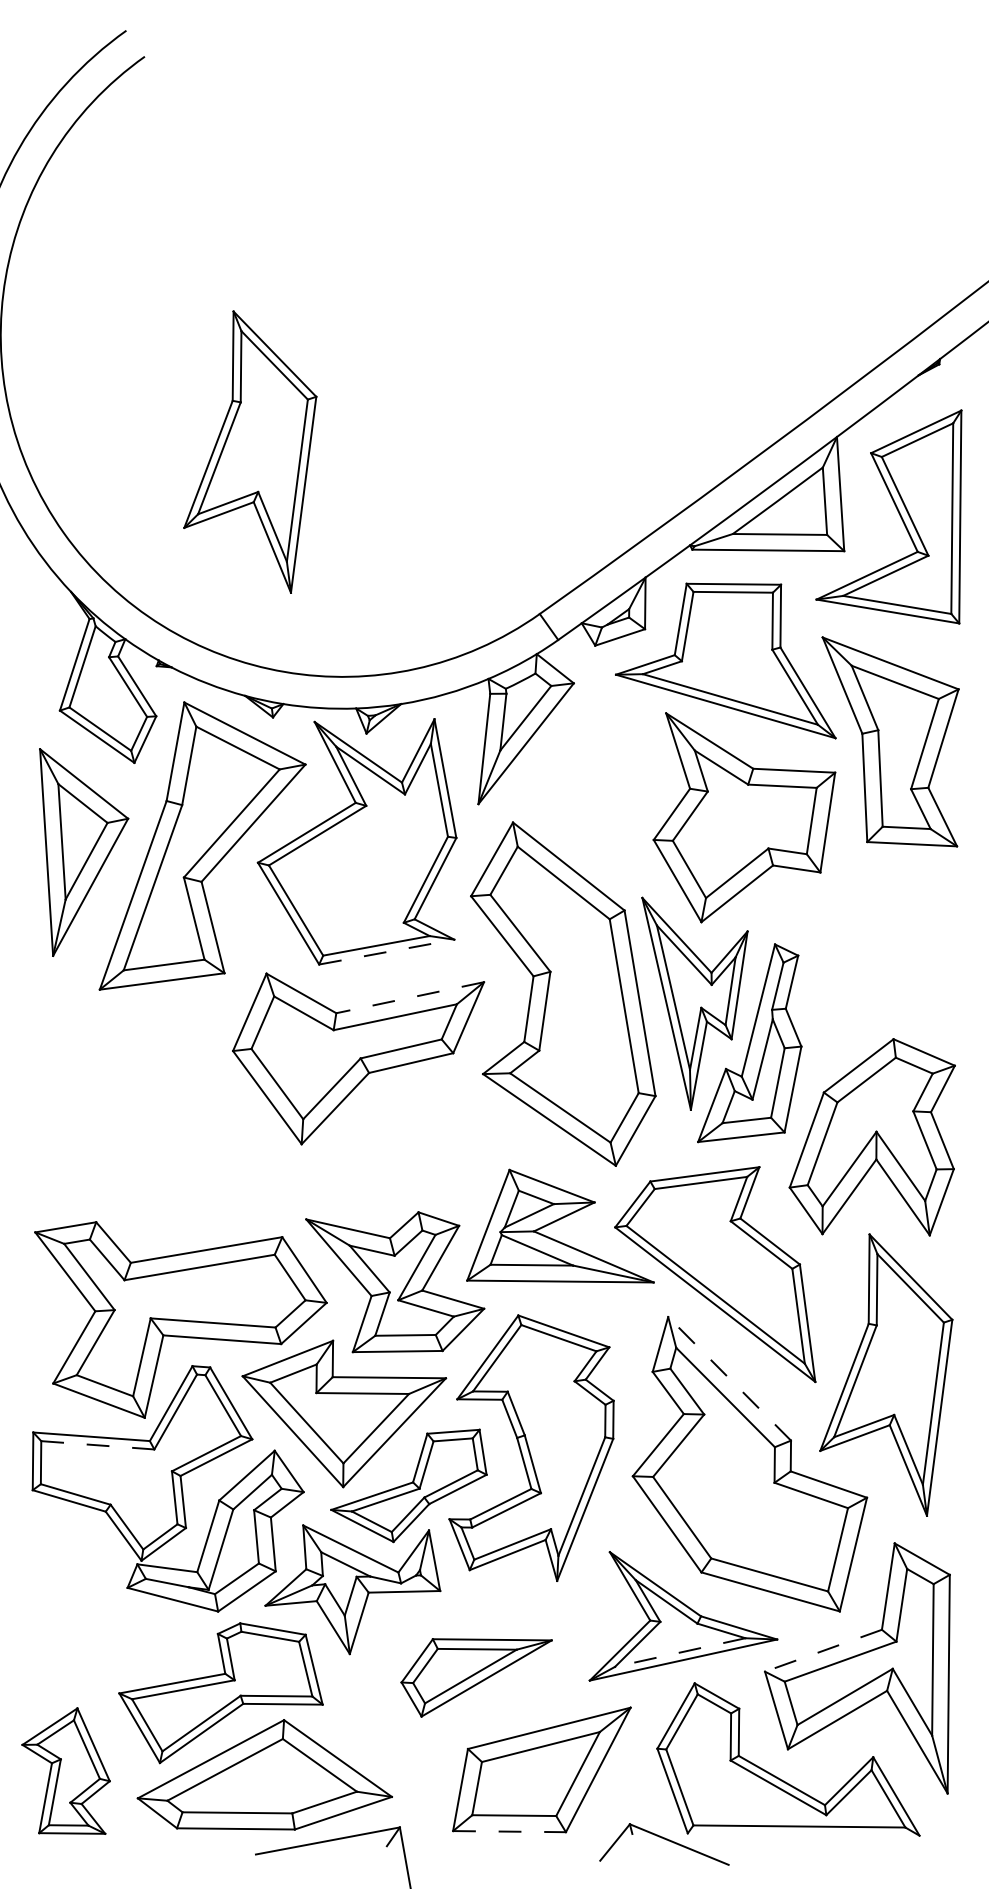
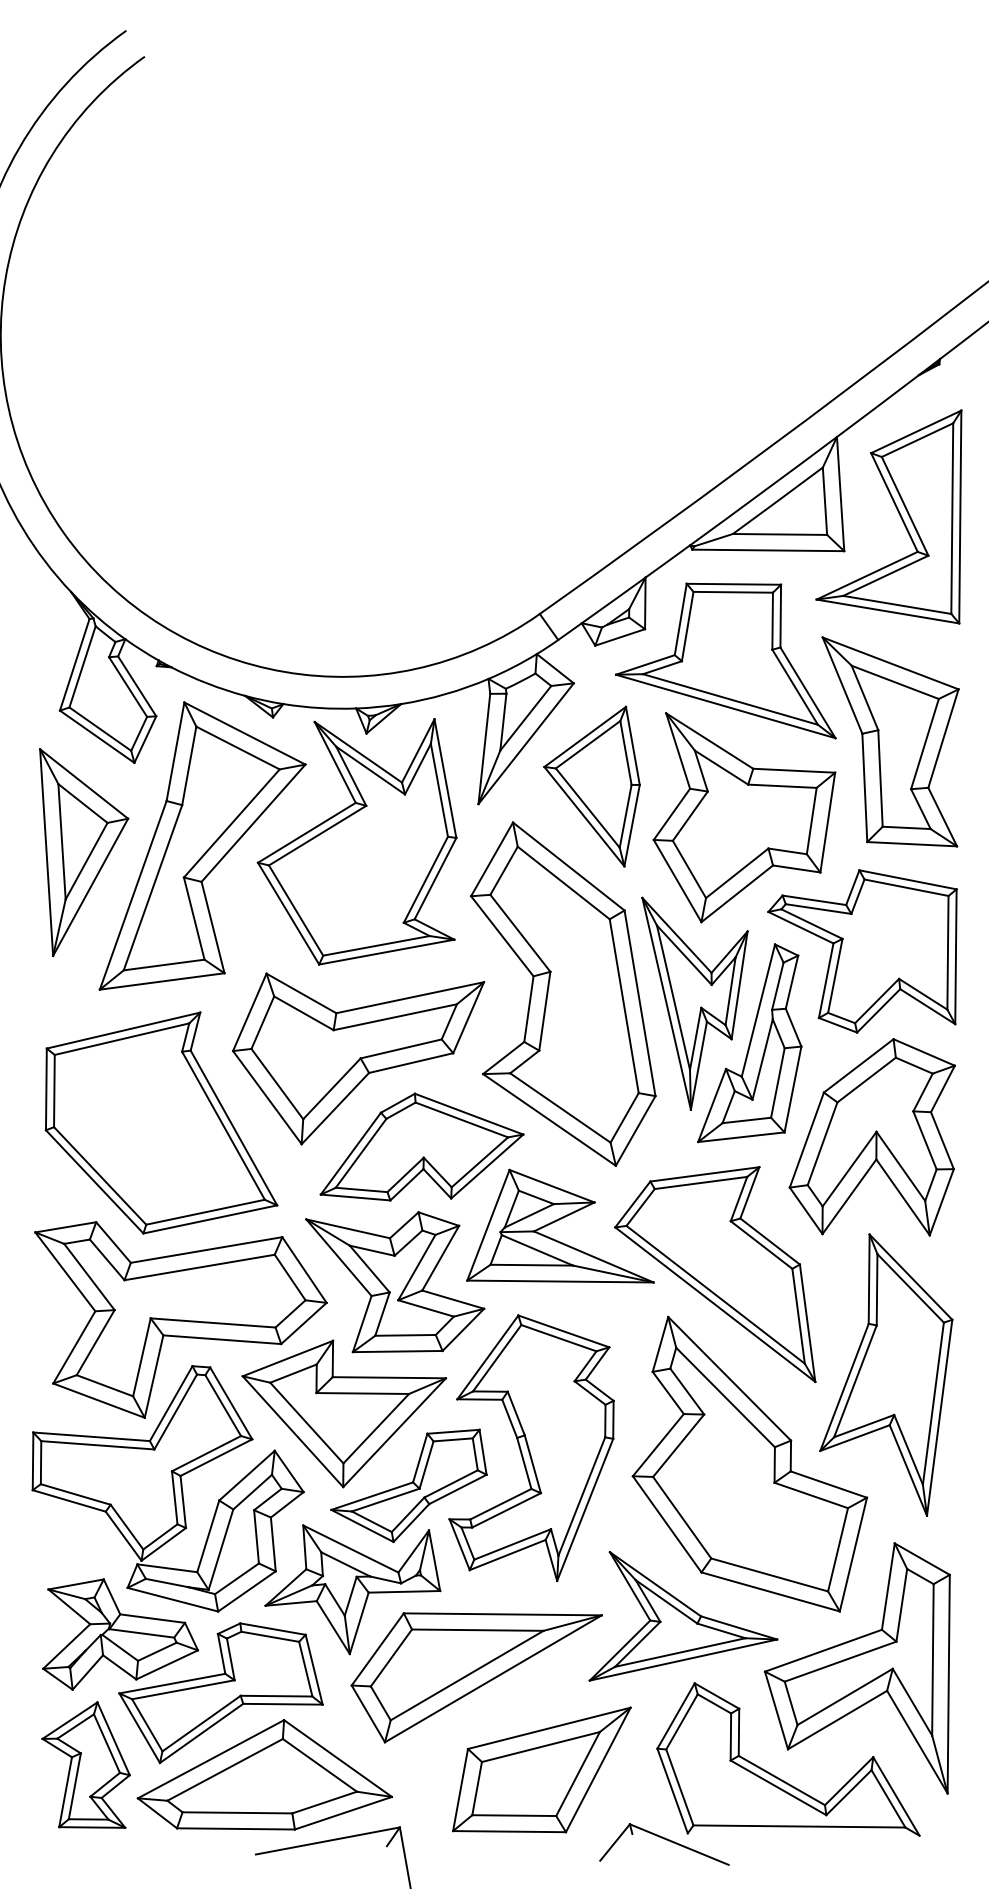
part: present -> none (250, 451)
part: none -> present (591, 786)
part: none -> present (862, 951)
line: dashed -> solid (386, 952)
line: dashed -> solid (409, 997)
part: none -> present (161, 1122)
part: none -> present (421, 1146)
line: dashed -> solid (729, 1378)
line: dashed -> solid (97, 1445)
part: none -> present (120, 1634)
line: dashed -> solid (823, 1650)
line: dashed -> solid (680, 1652)
part size: 153x80 px -> 253x132 px (476, 1677)
part position: (65, 1770) -> (85, 1764) (85, 1764)
line: dashed -> solid (510, 1831)
